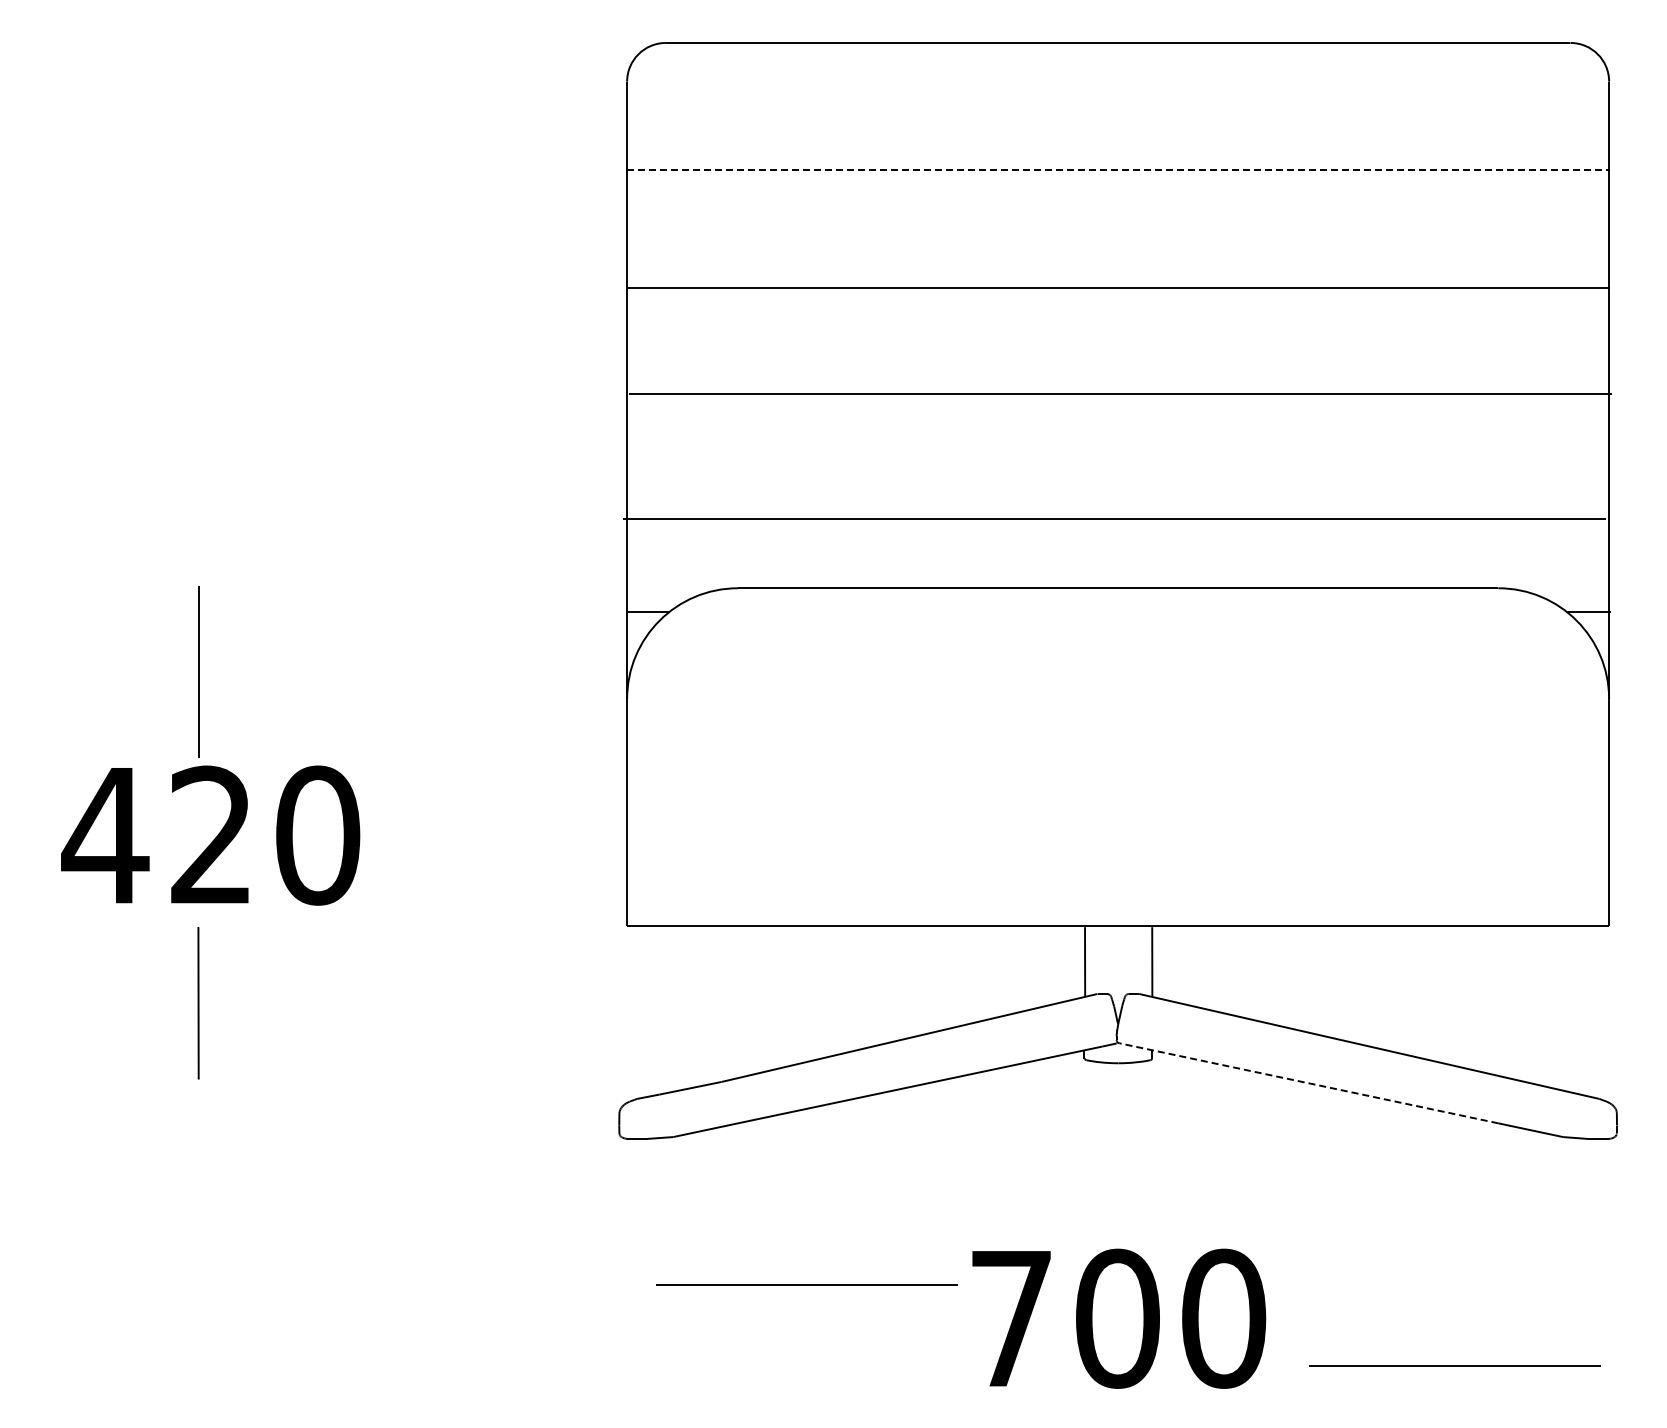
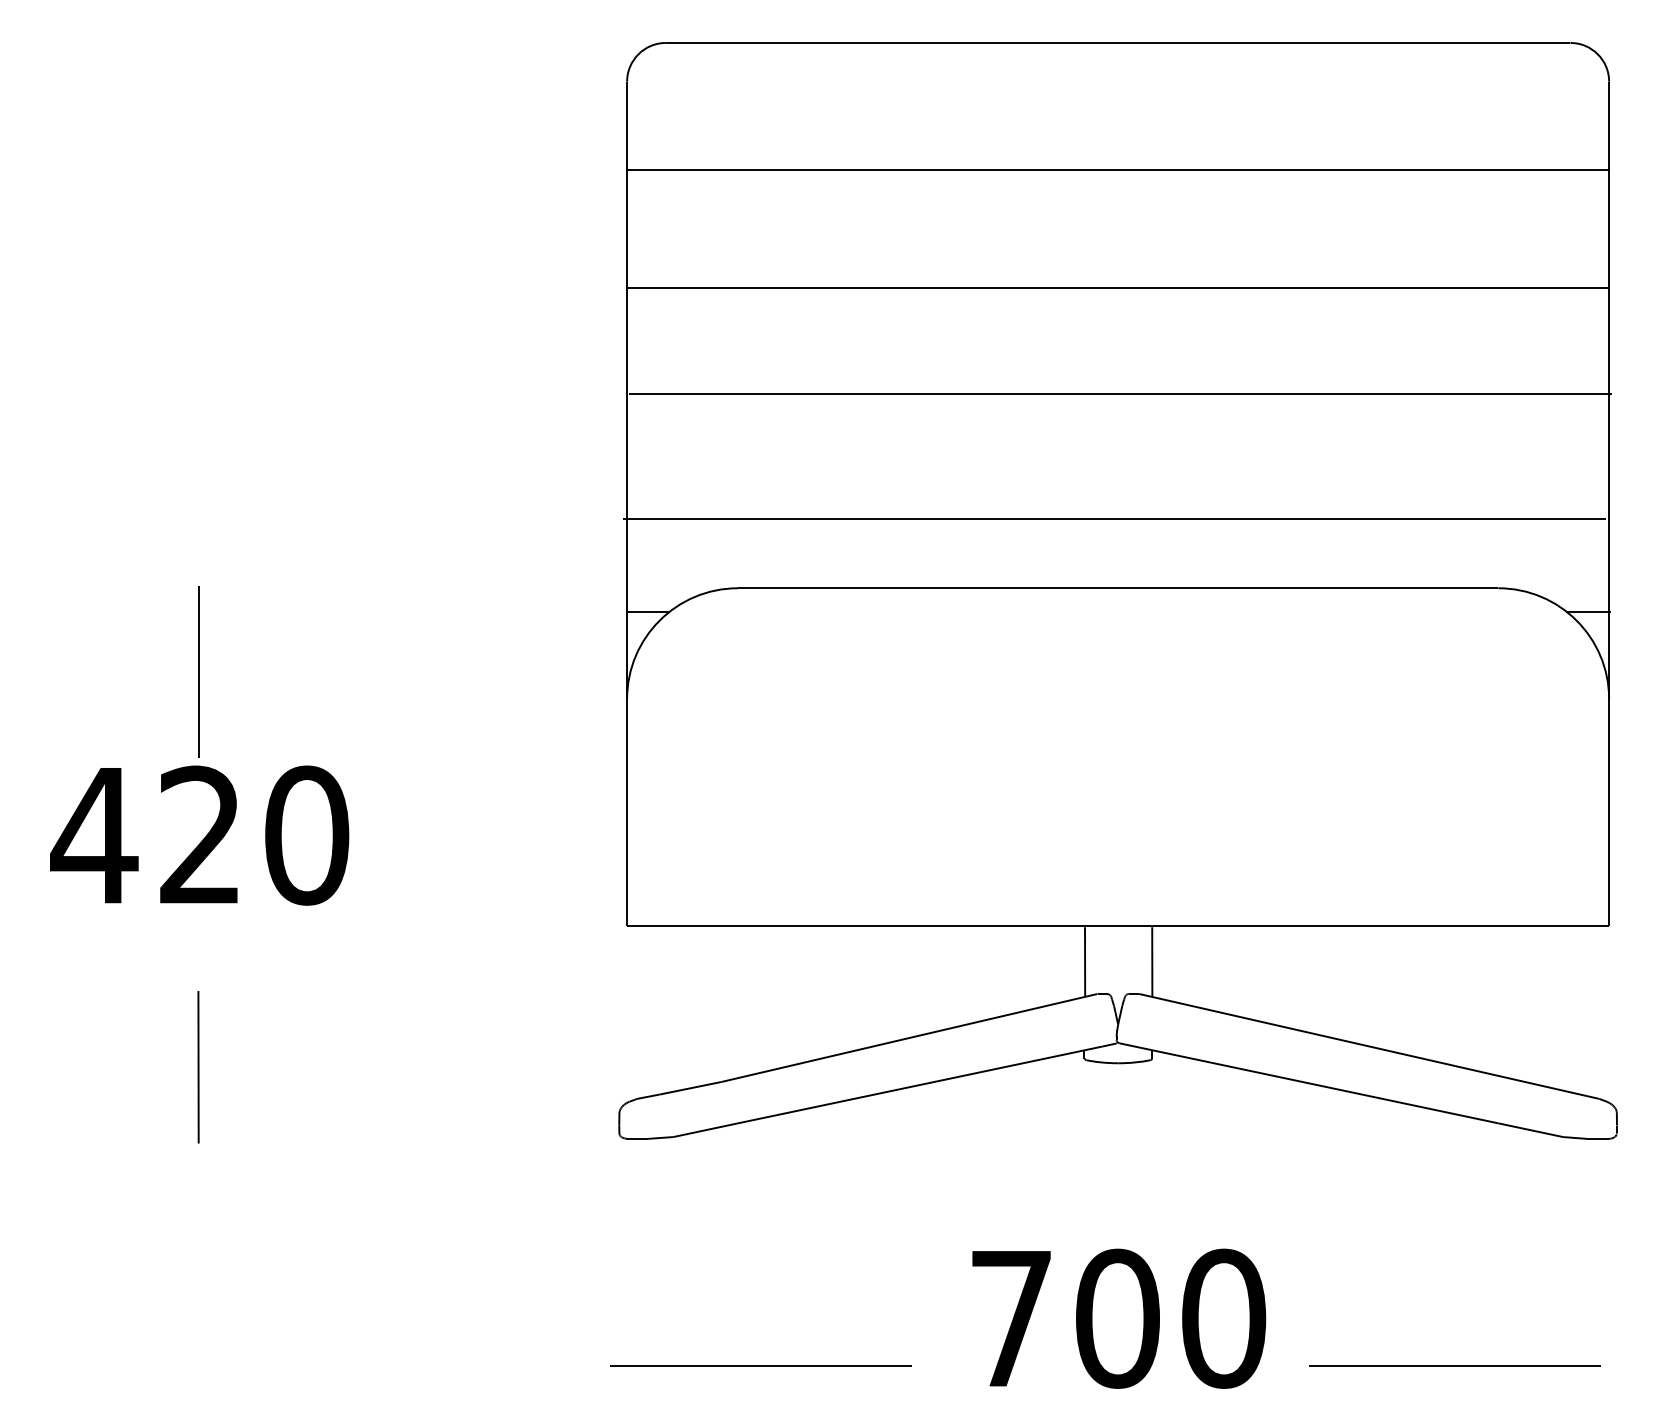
line: dashed -> solid (1118, 169)
text position: (210, 835) -> (199, 835) (199, 835)
line position: (198, 1003) -> (198, 1067) (198, 1067)
line: dashed -> solid (1308, 1083)
line position: (806, 1284) -> (760, 1365) (760, 1365)
